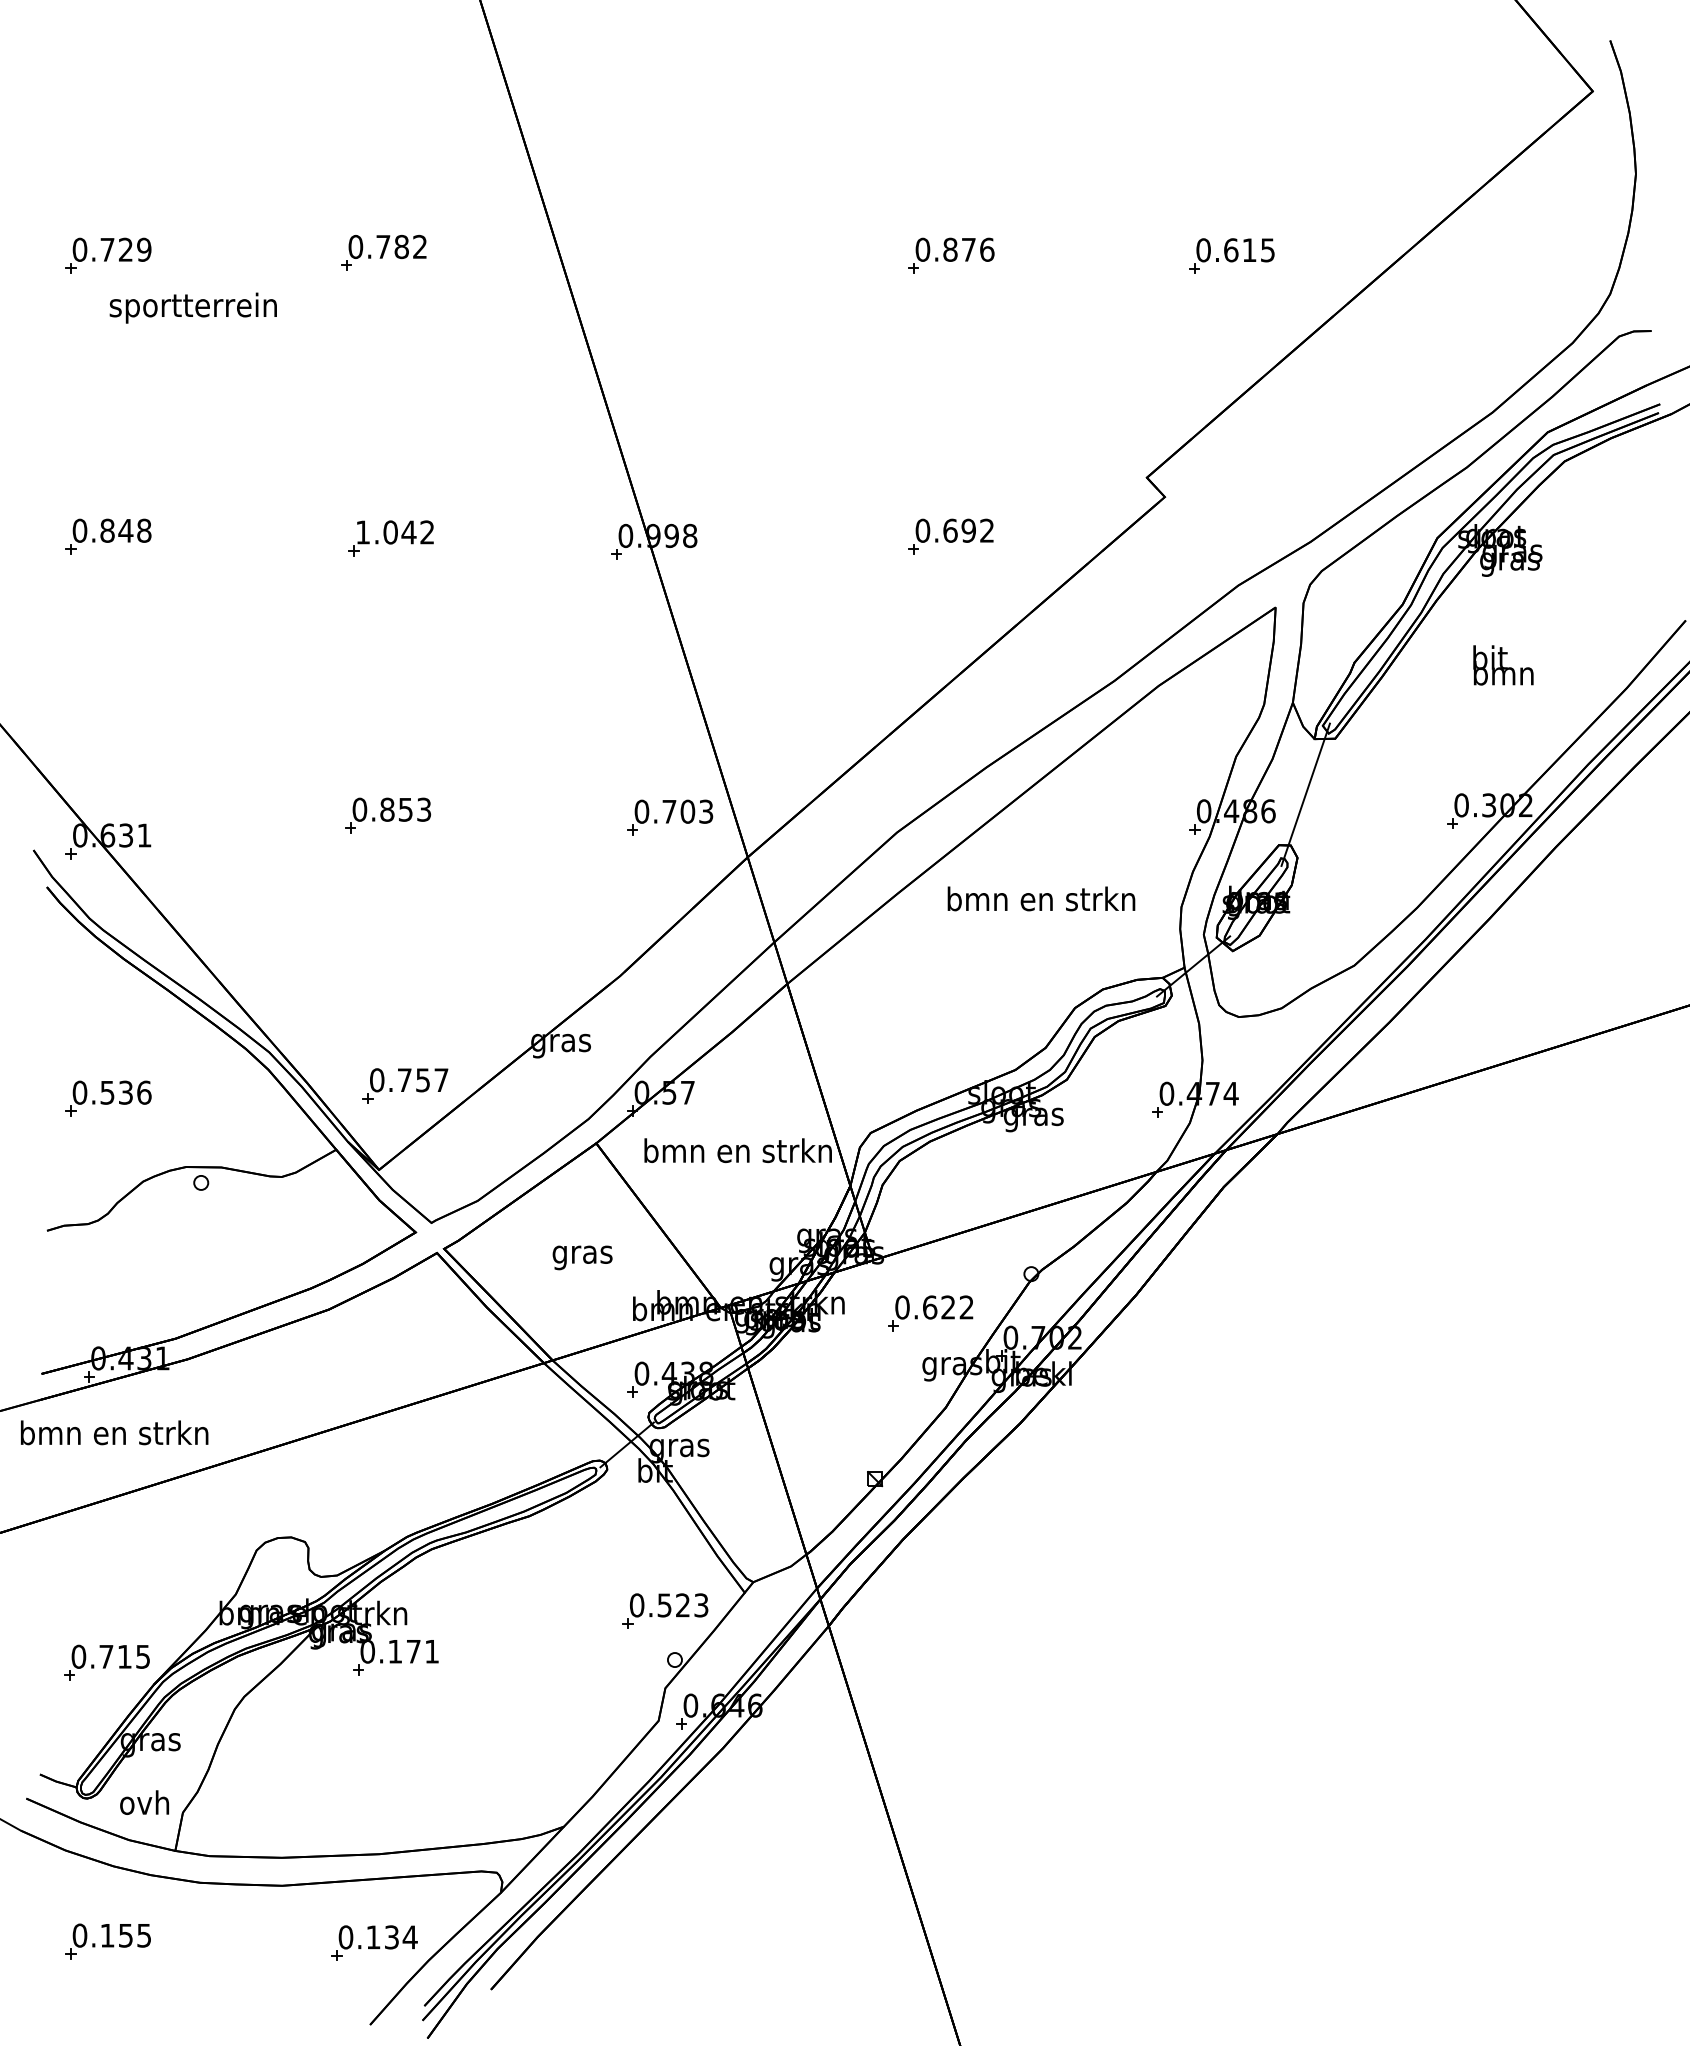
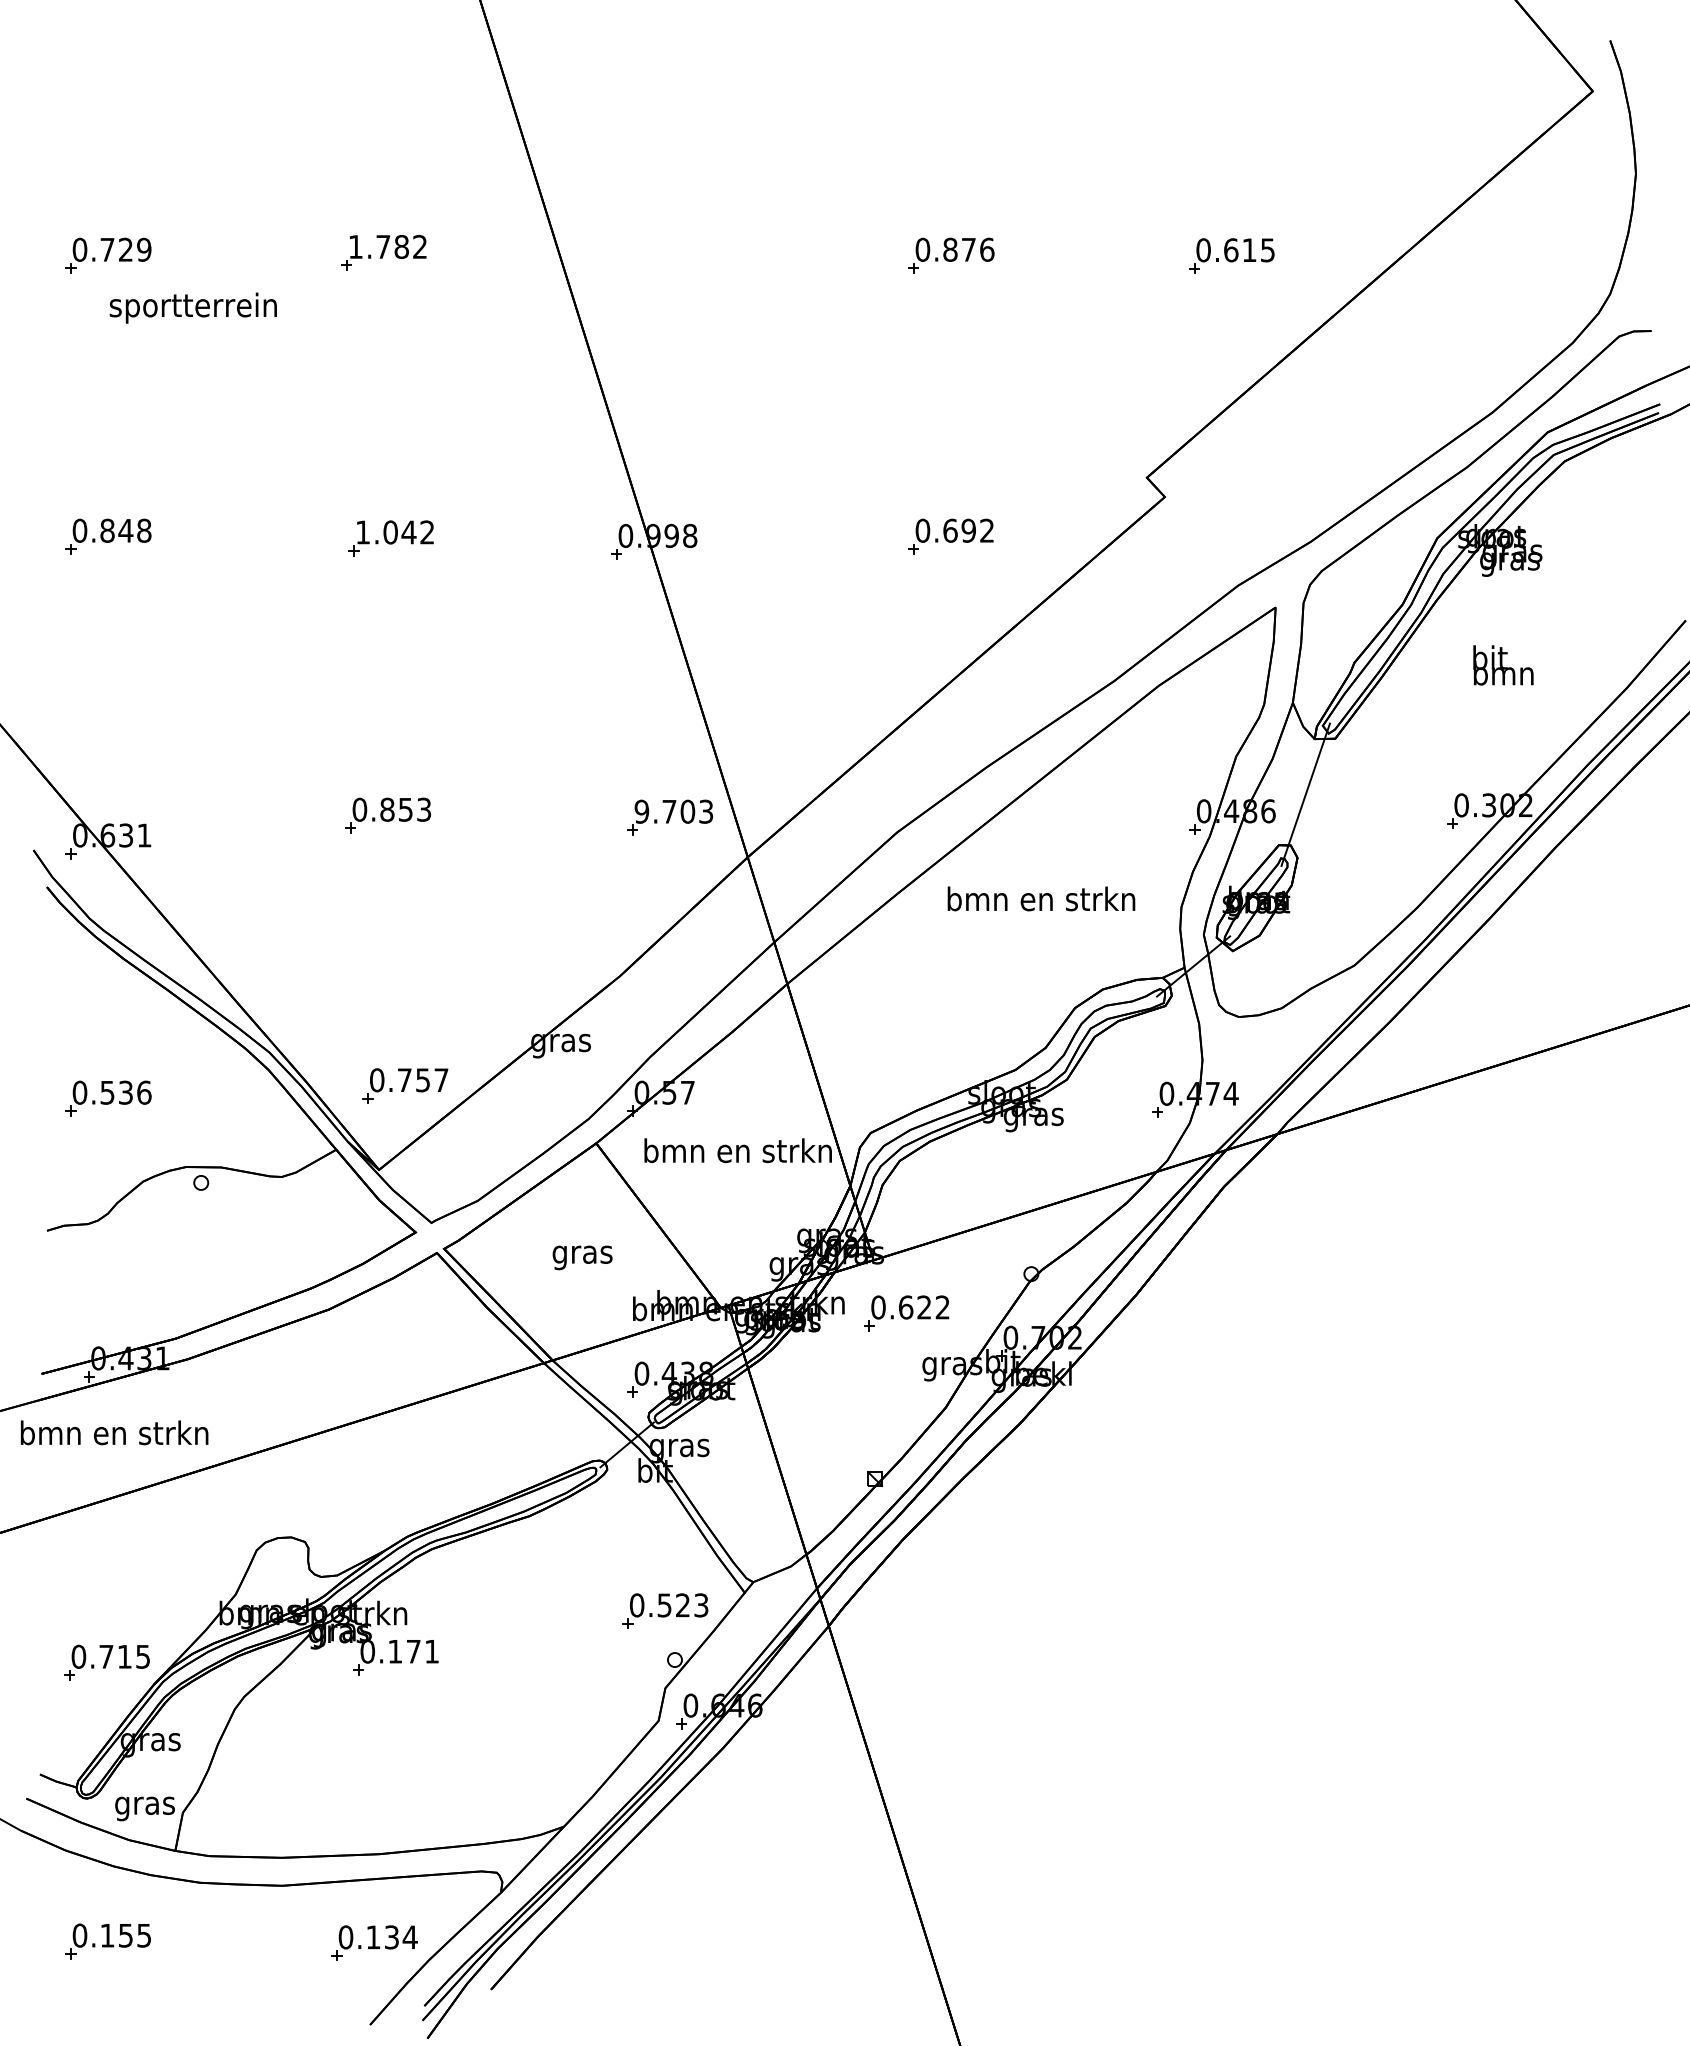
text: 0.782 -> 1.782 (355, 246)
text: 0.703 -> 9.703 (641, 811)
part position: (930, 1313) -> (906, 1313) (906, 1313)
text: ovh -> gras (144, 1805)
